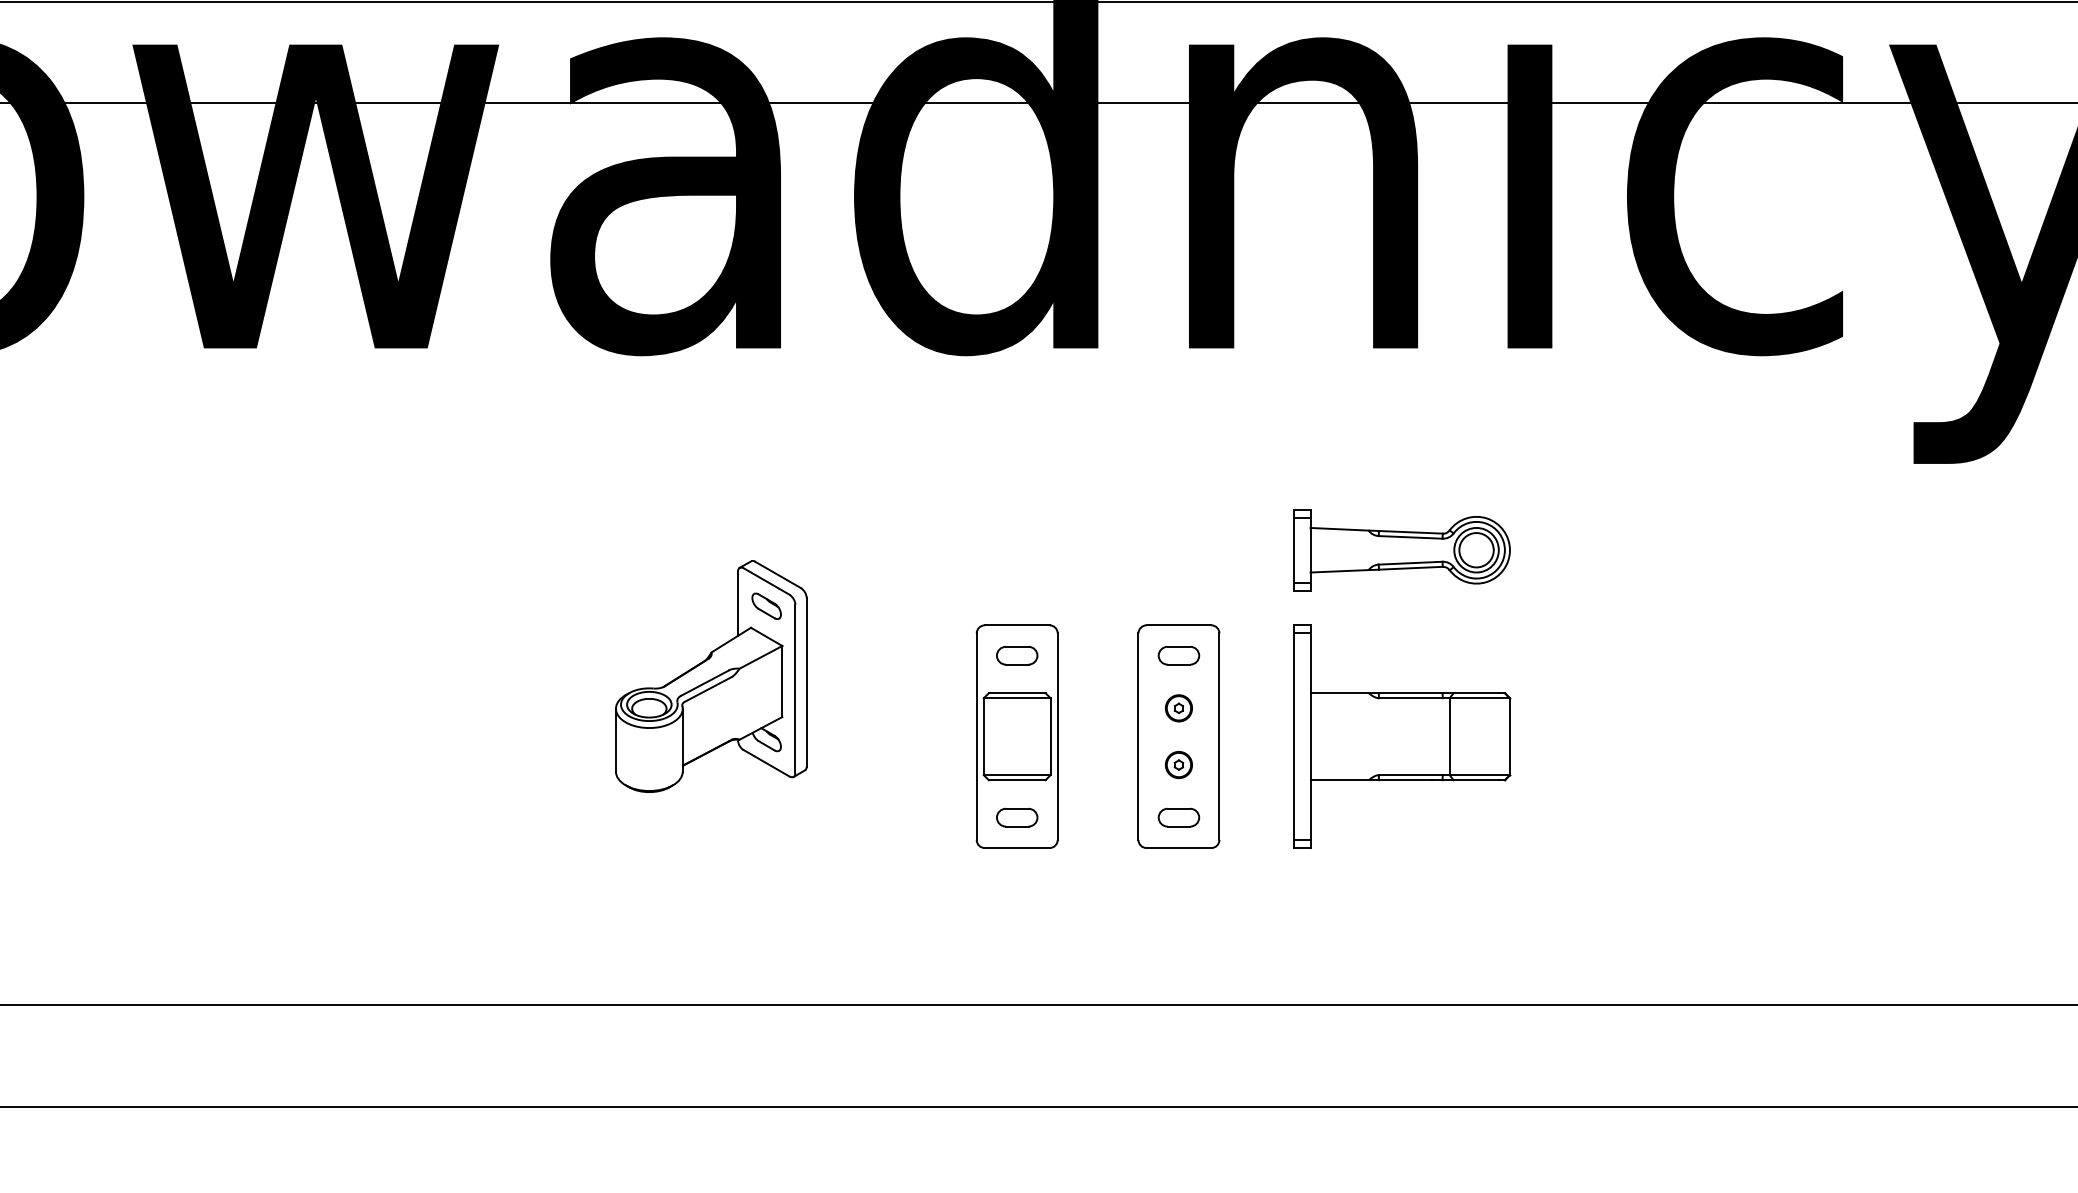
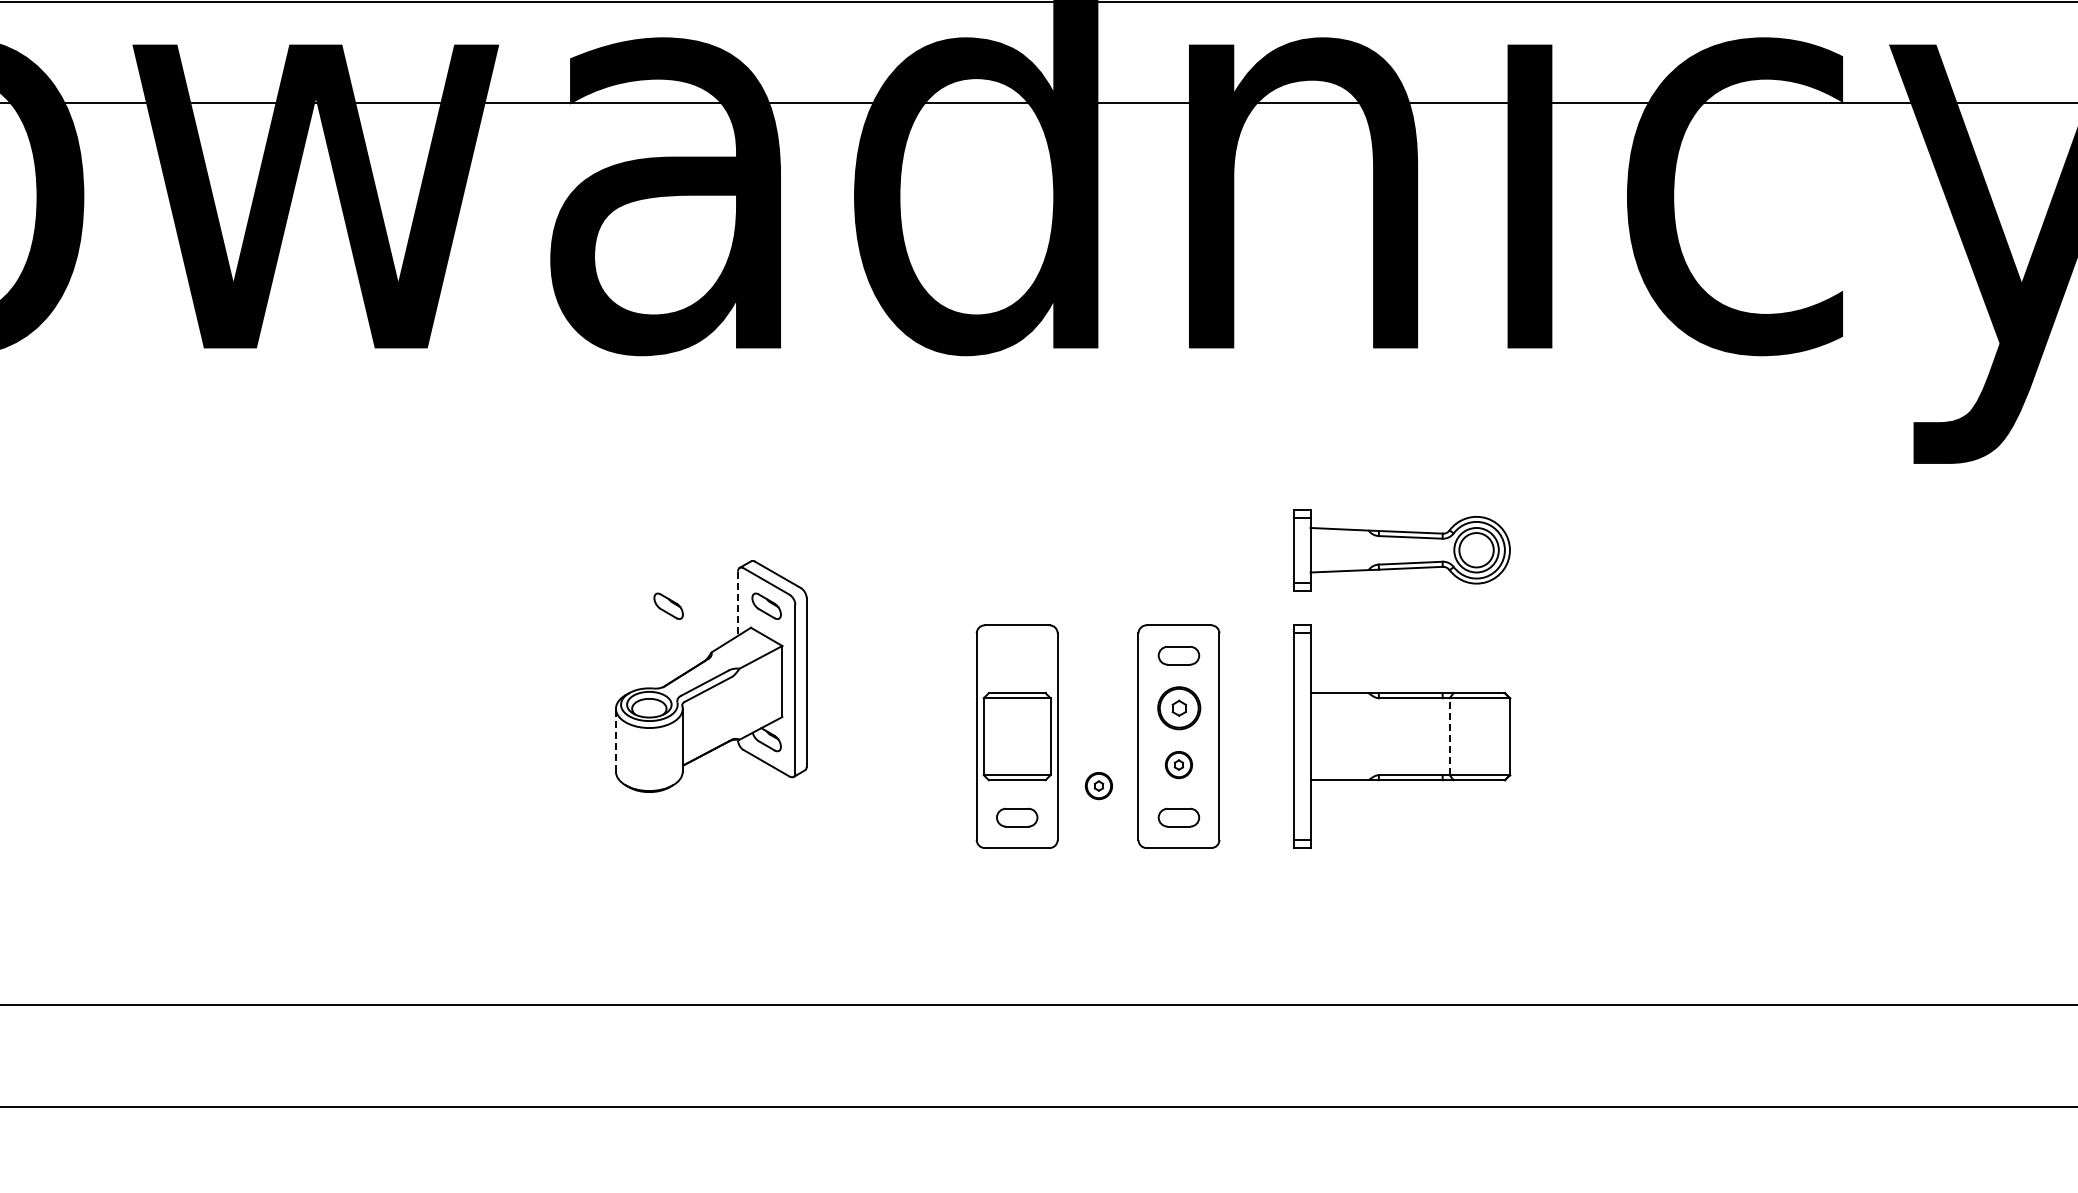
line: solid -> dashed (738, 604)
part: none -> present (668, 605)
part: present -> none (1017, 655)
part size: 29x29 px -> 45x45 px (1179, 708)
line: solid -> dashed (1449, 736)
line: solid -> dashed (615, 739)
part: none -> present (1098, 786)
